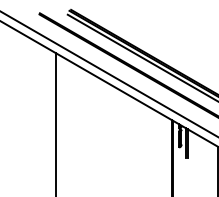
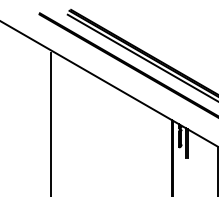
line: present -> none (108, 73)
line position: (55, 122) -> (50, 122) (50, 122)
